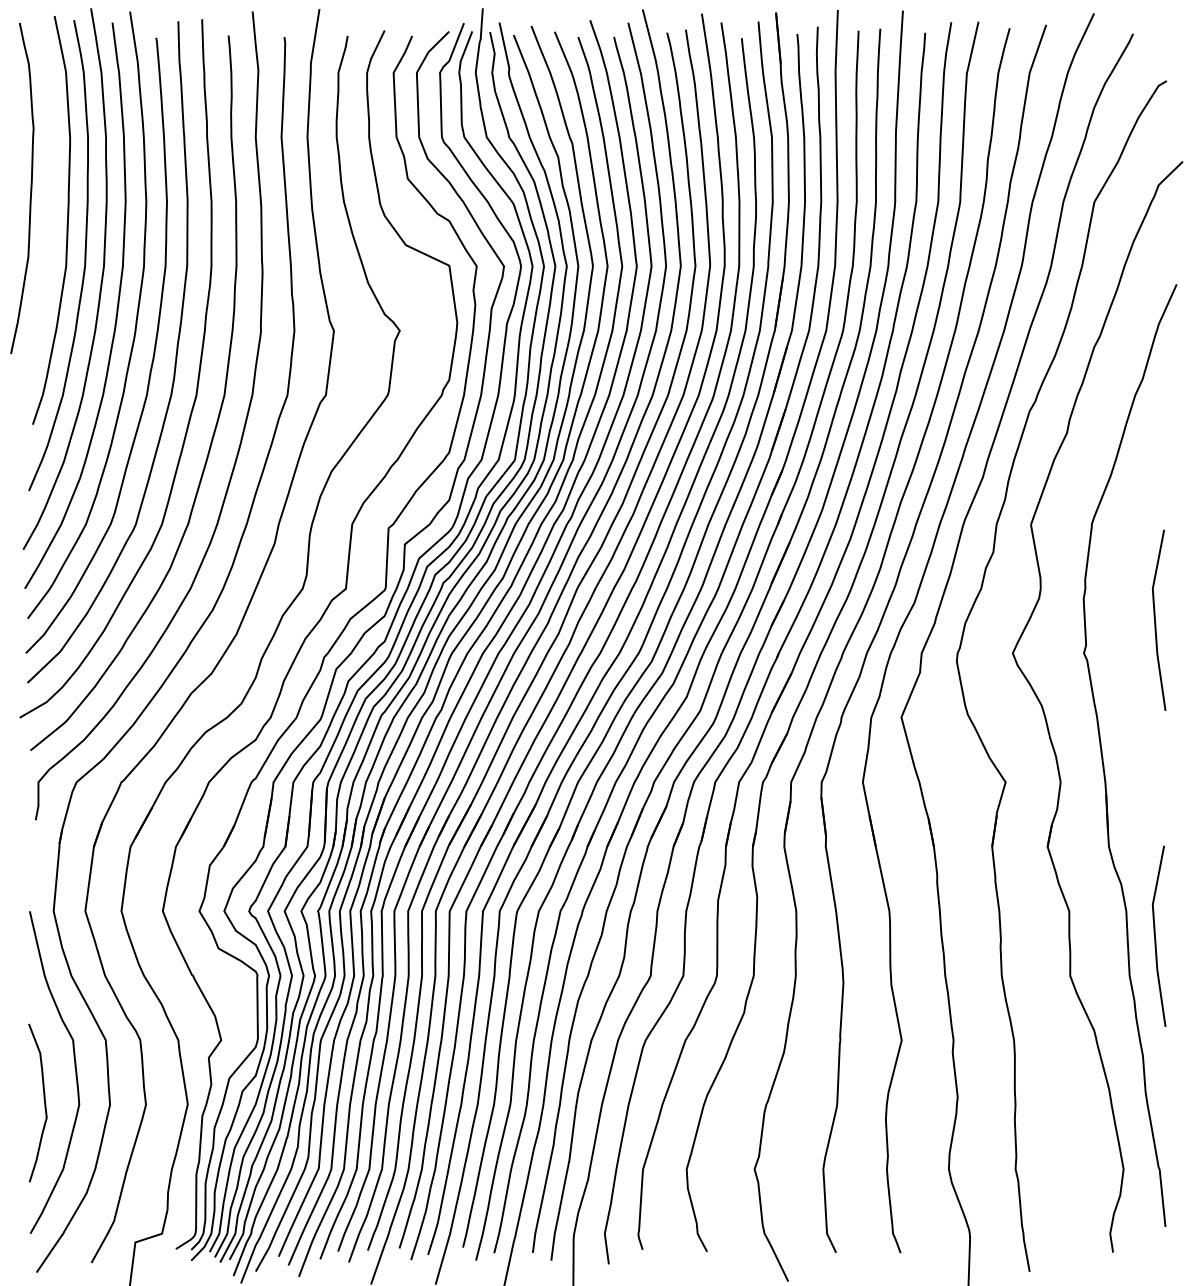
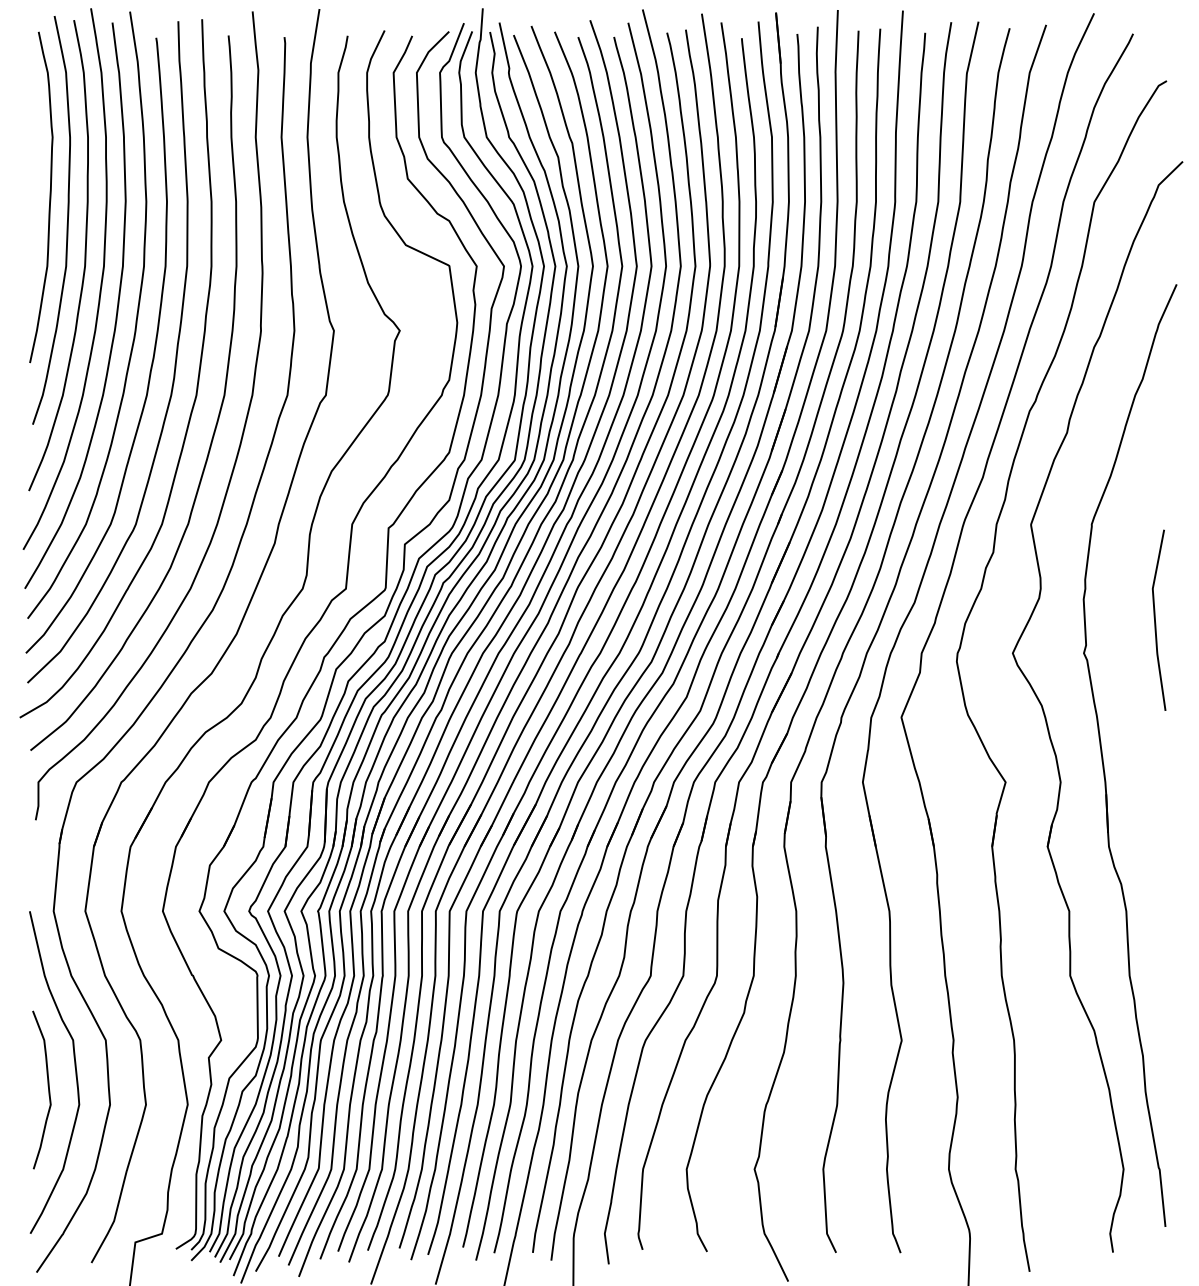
curve position: (30, 188) -> (49, 197) (49, 197)
curve: present -> none (1155, 935)
curve position: (43, 1099) -> (47, 1086) (47, 1086)
